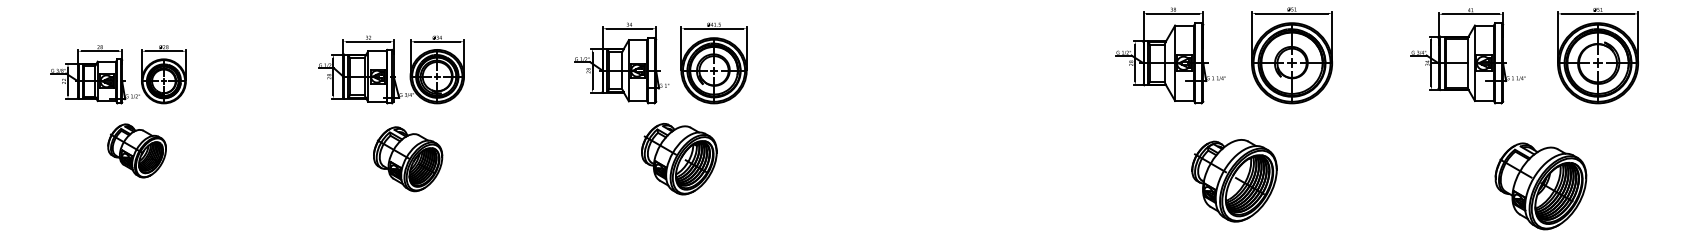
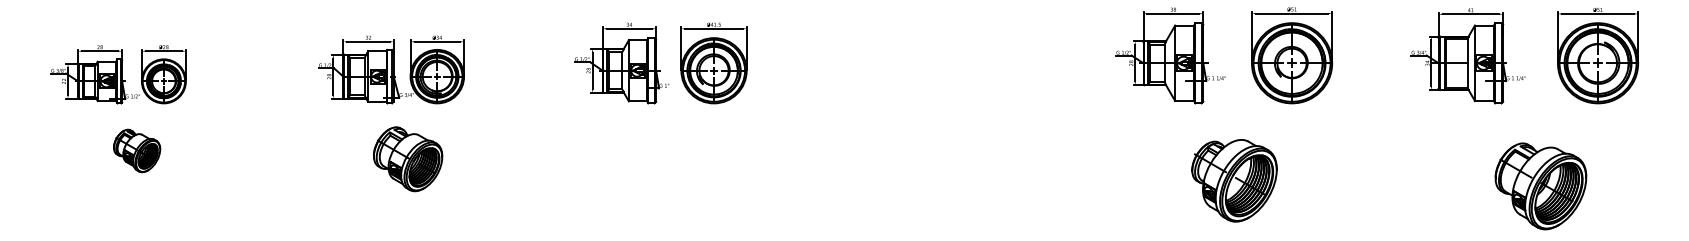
part size: 60x56 px -> 49x46 px (137, 150)
part: present -> none (679, 159)
